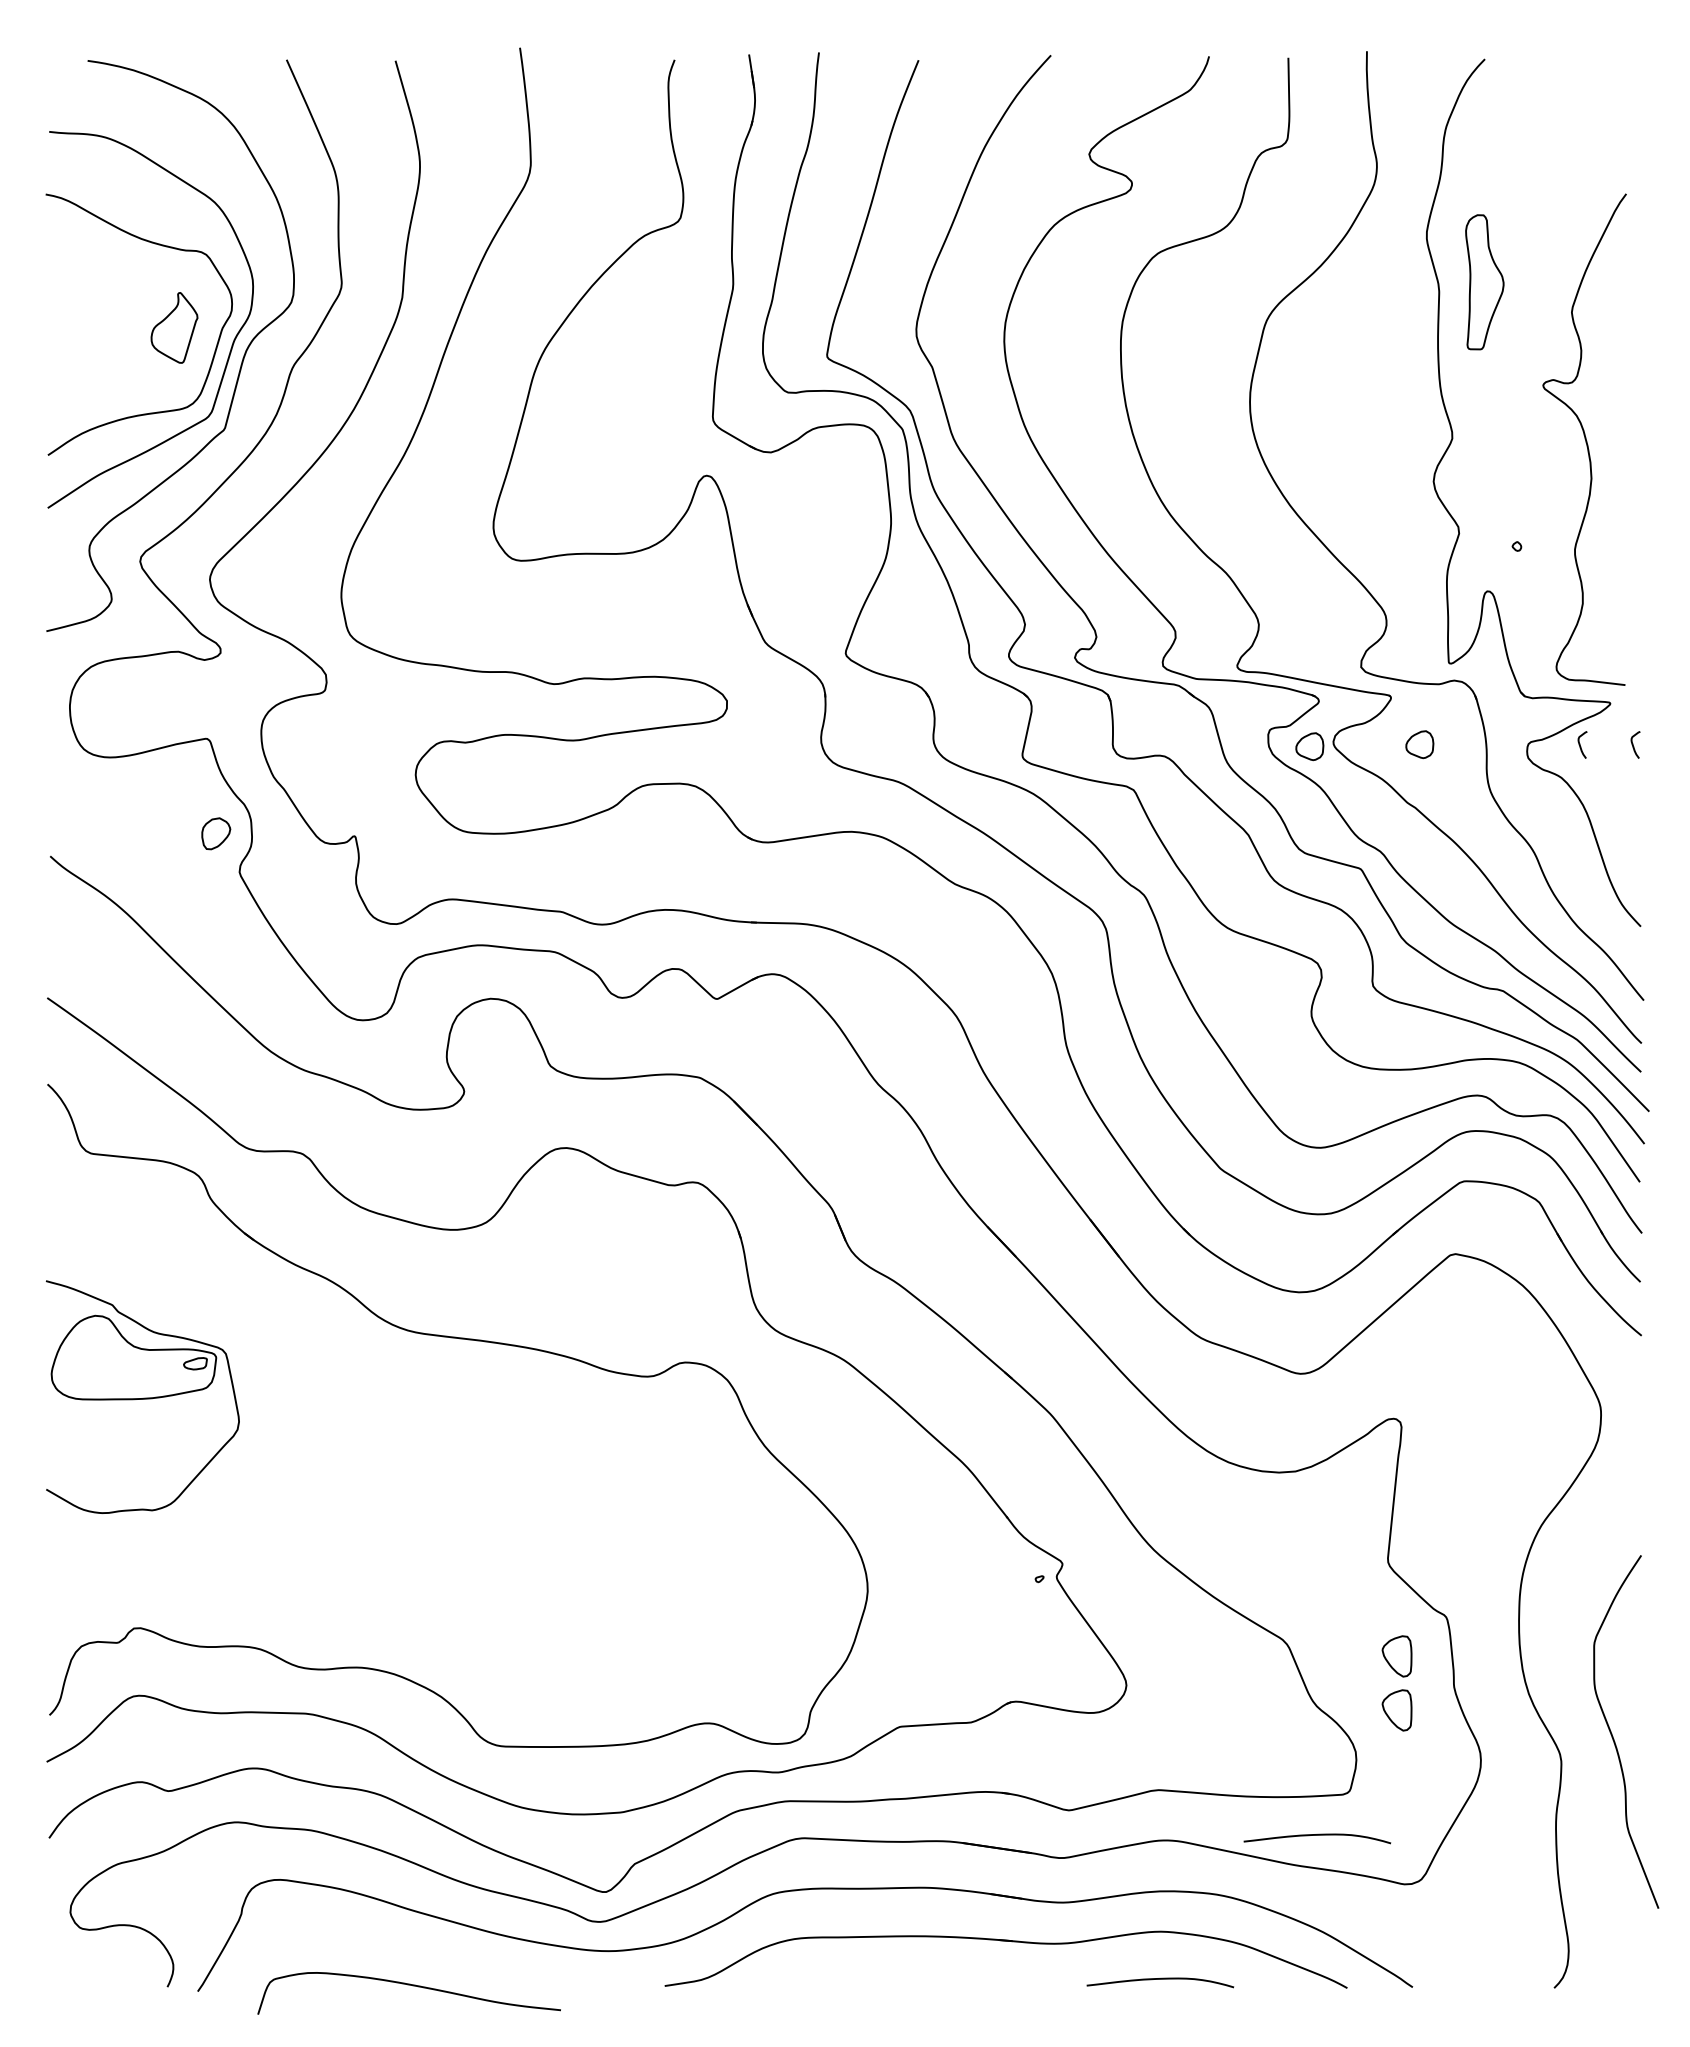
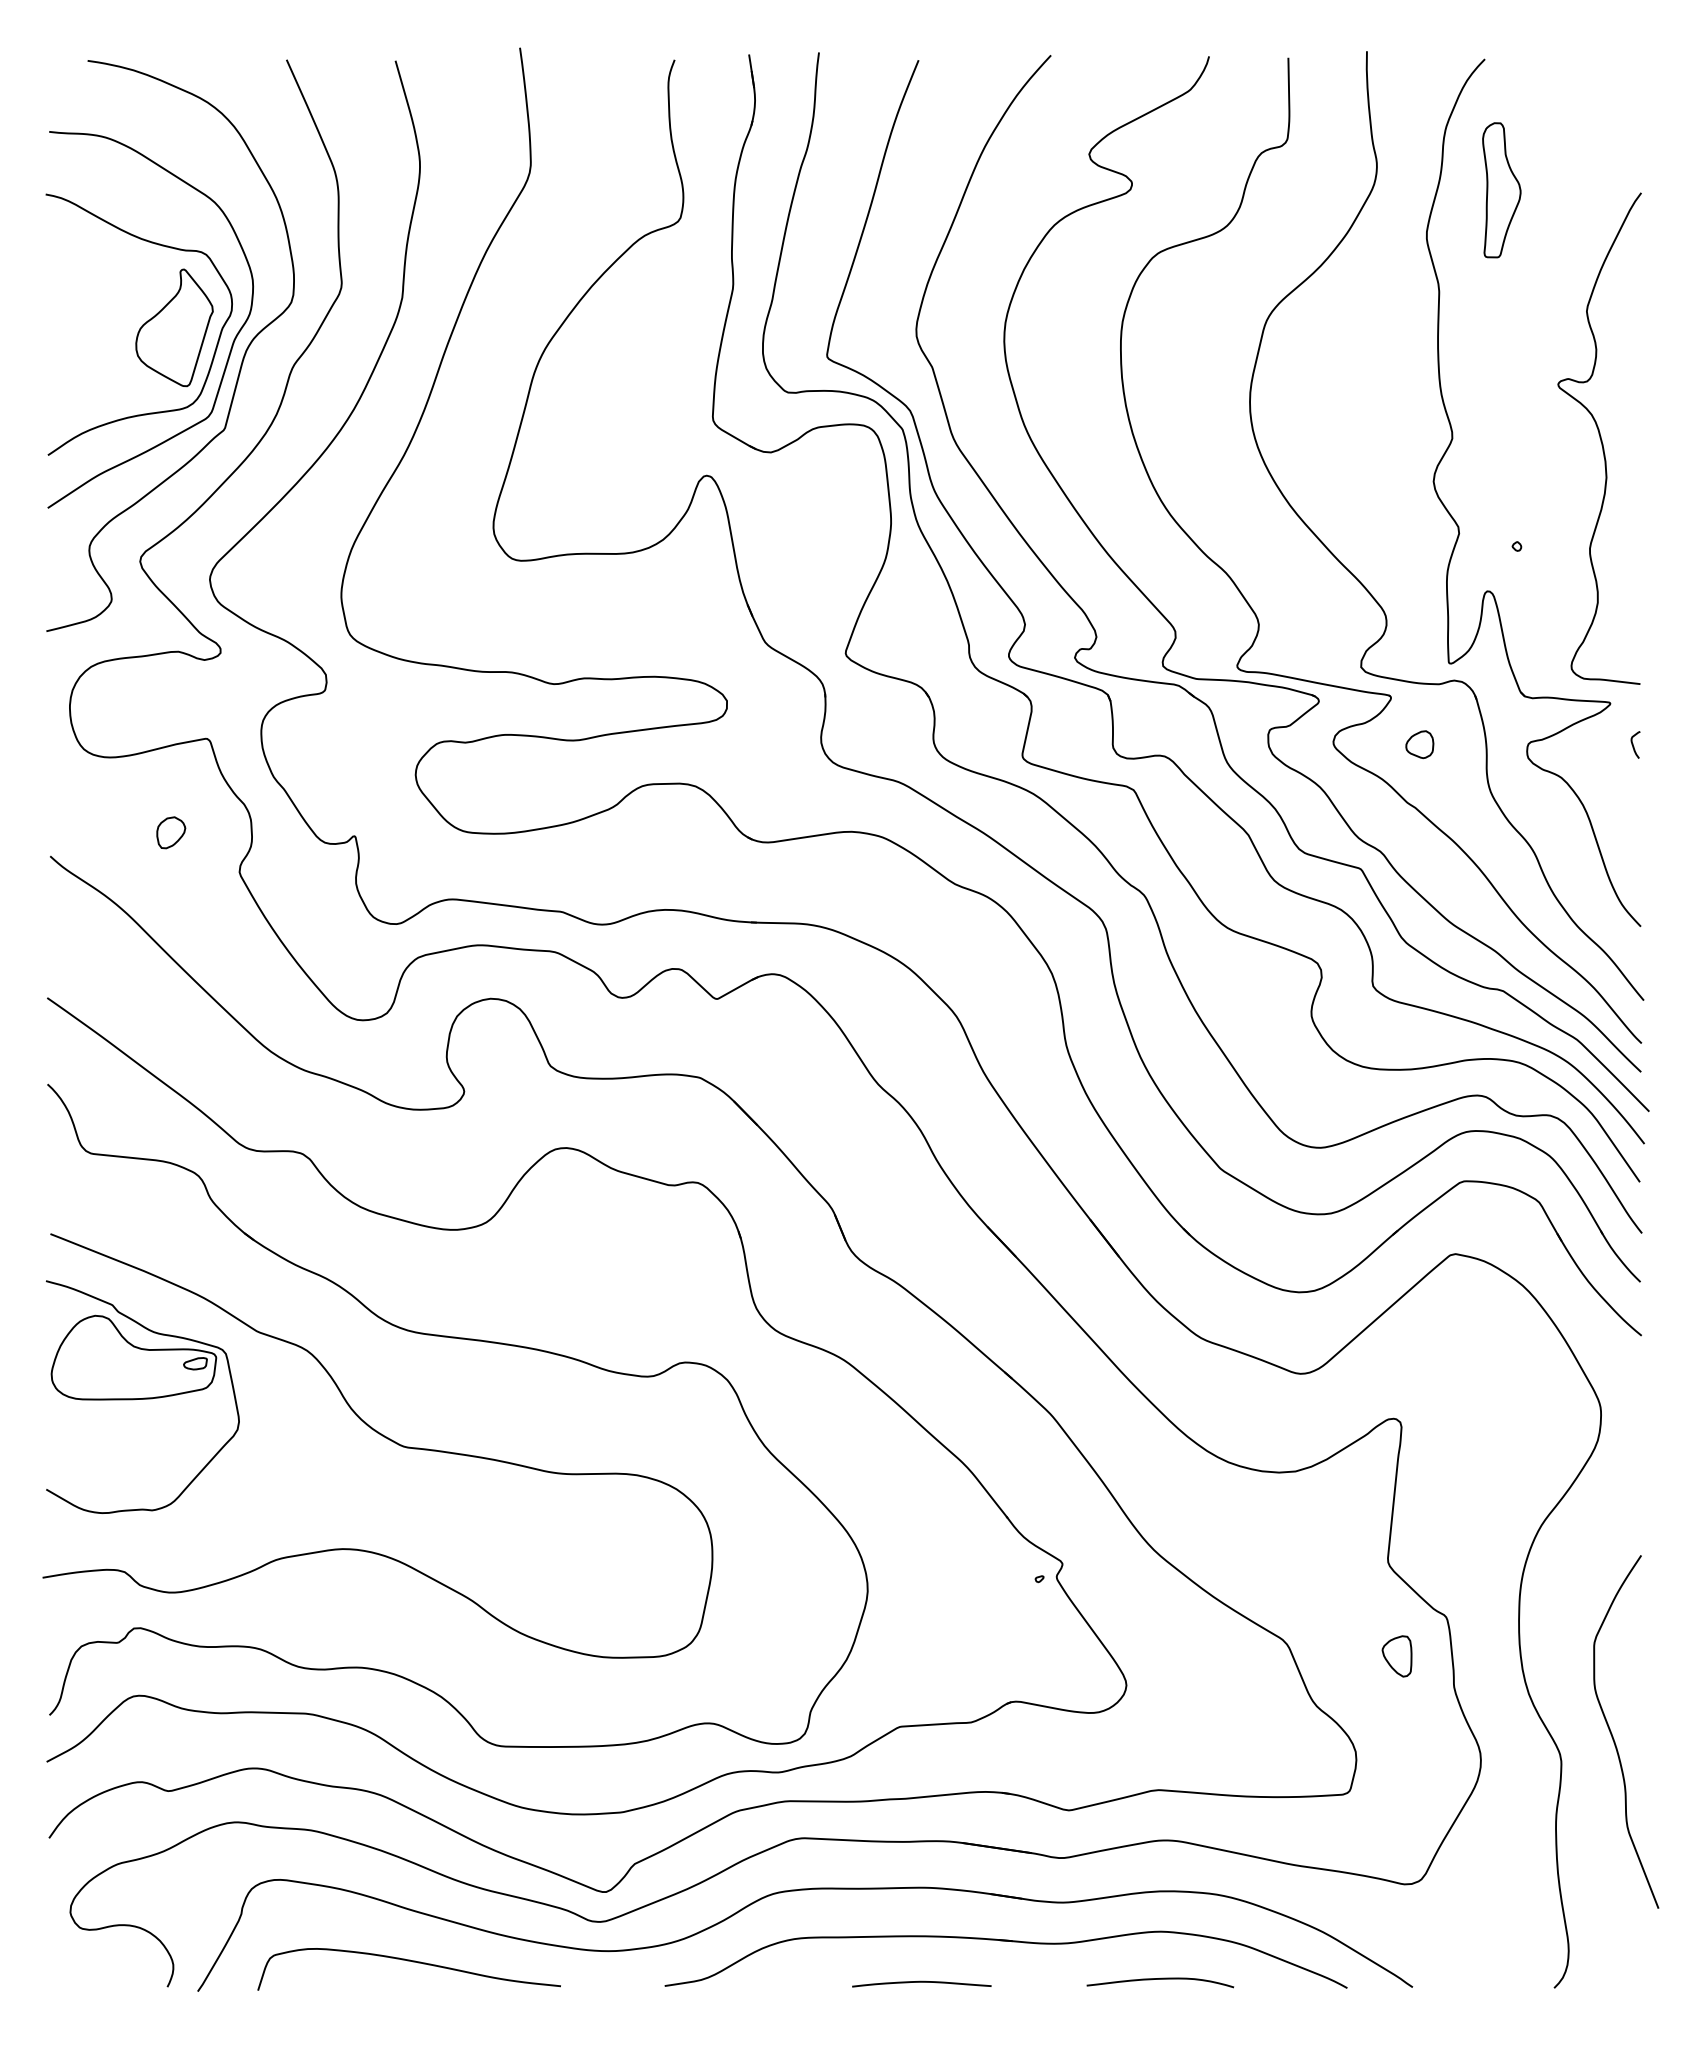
part position: (1484, 282) -> (1501, 190) (1501, 190)
part size: 49x72 px -> 79x120 px (174, 327)
curve position: (1584, 439) -> (1599, 438) (1599, 438)
curve: present -> none (1580, 744)
part: present -> none (1309, 746)
part position: (216, 833) -> (171, 832) (171, 832)
curve: none -> present (382, 1436)
part: present -> none (1396, 1710)
curve: present -> none (1317, 1835)
curve: none -> present (921, 1982)
curve position: (408, 1985) -> (408, 1961) (408, 1961)
